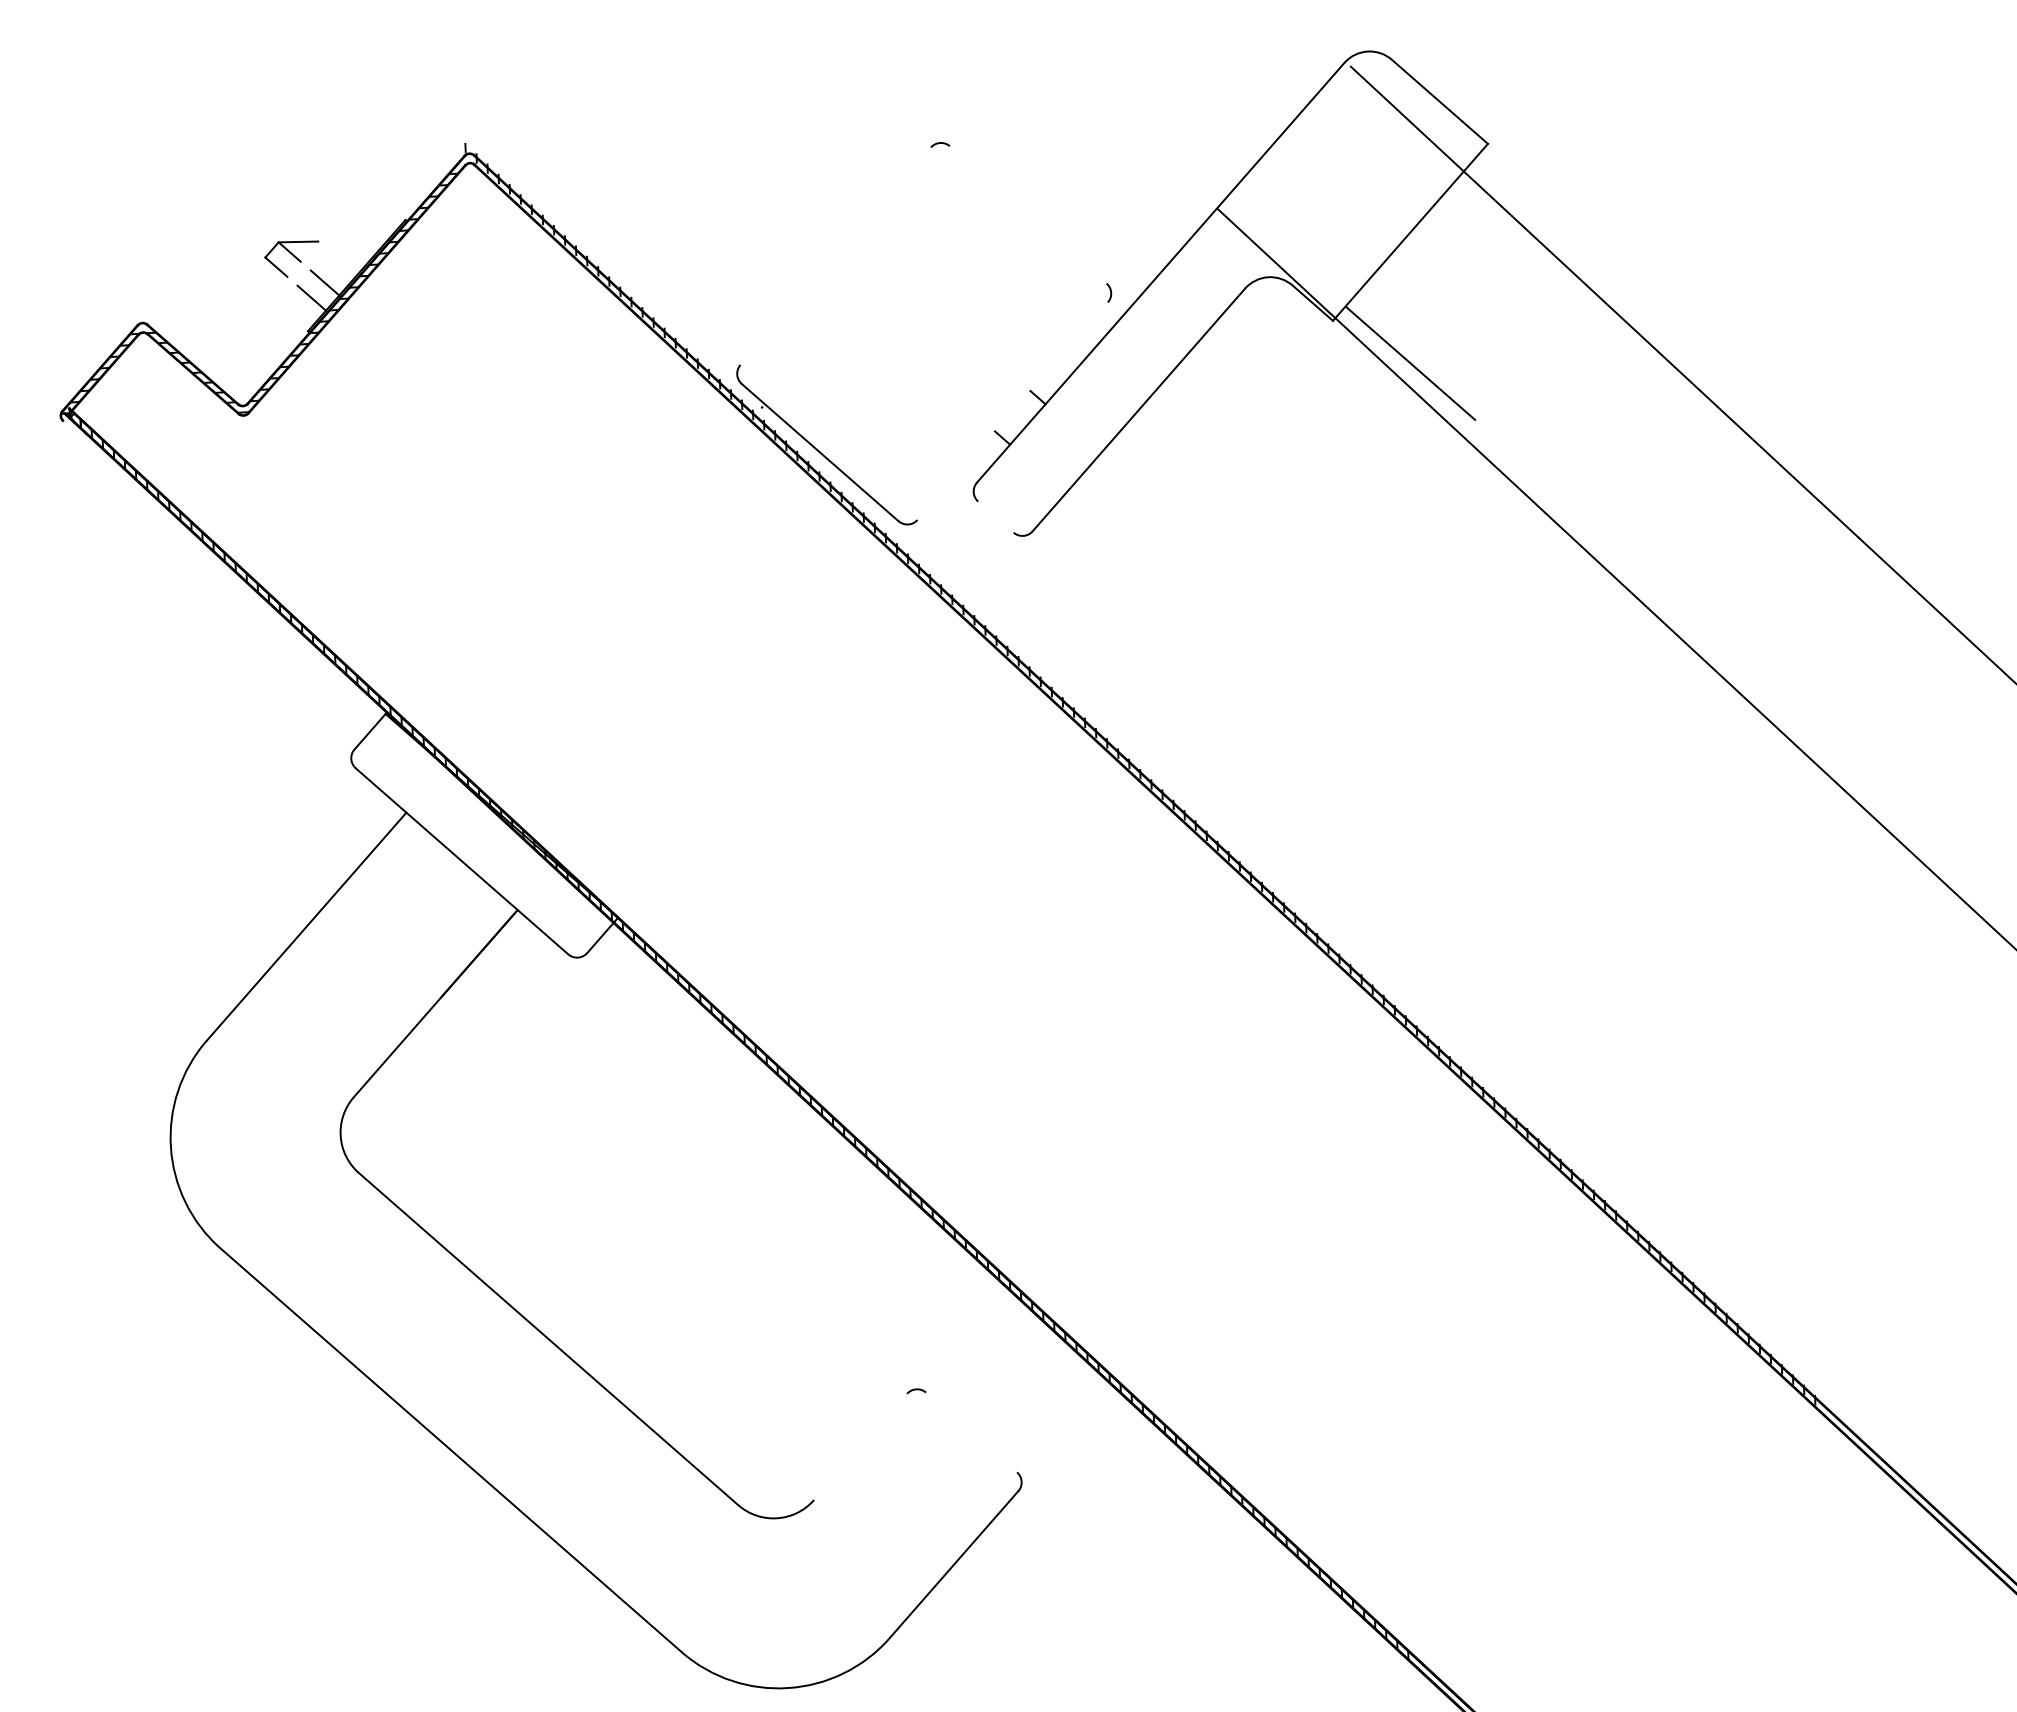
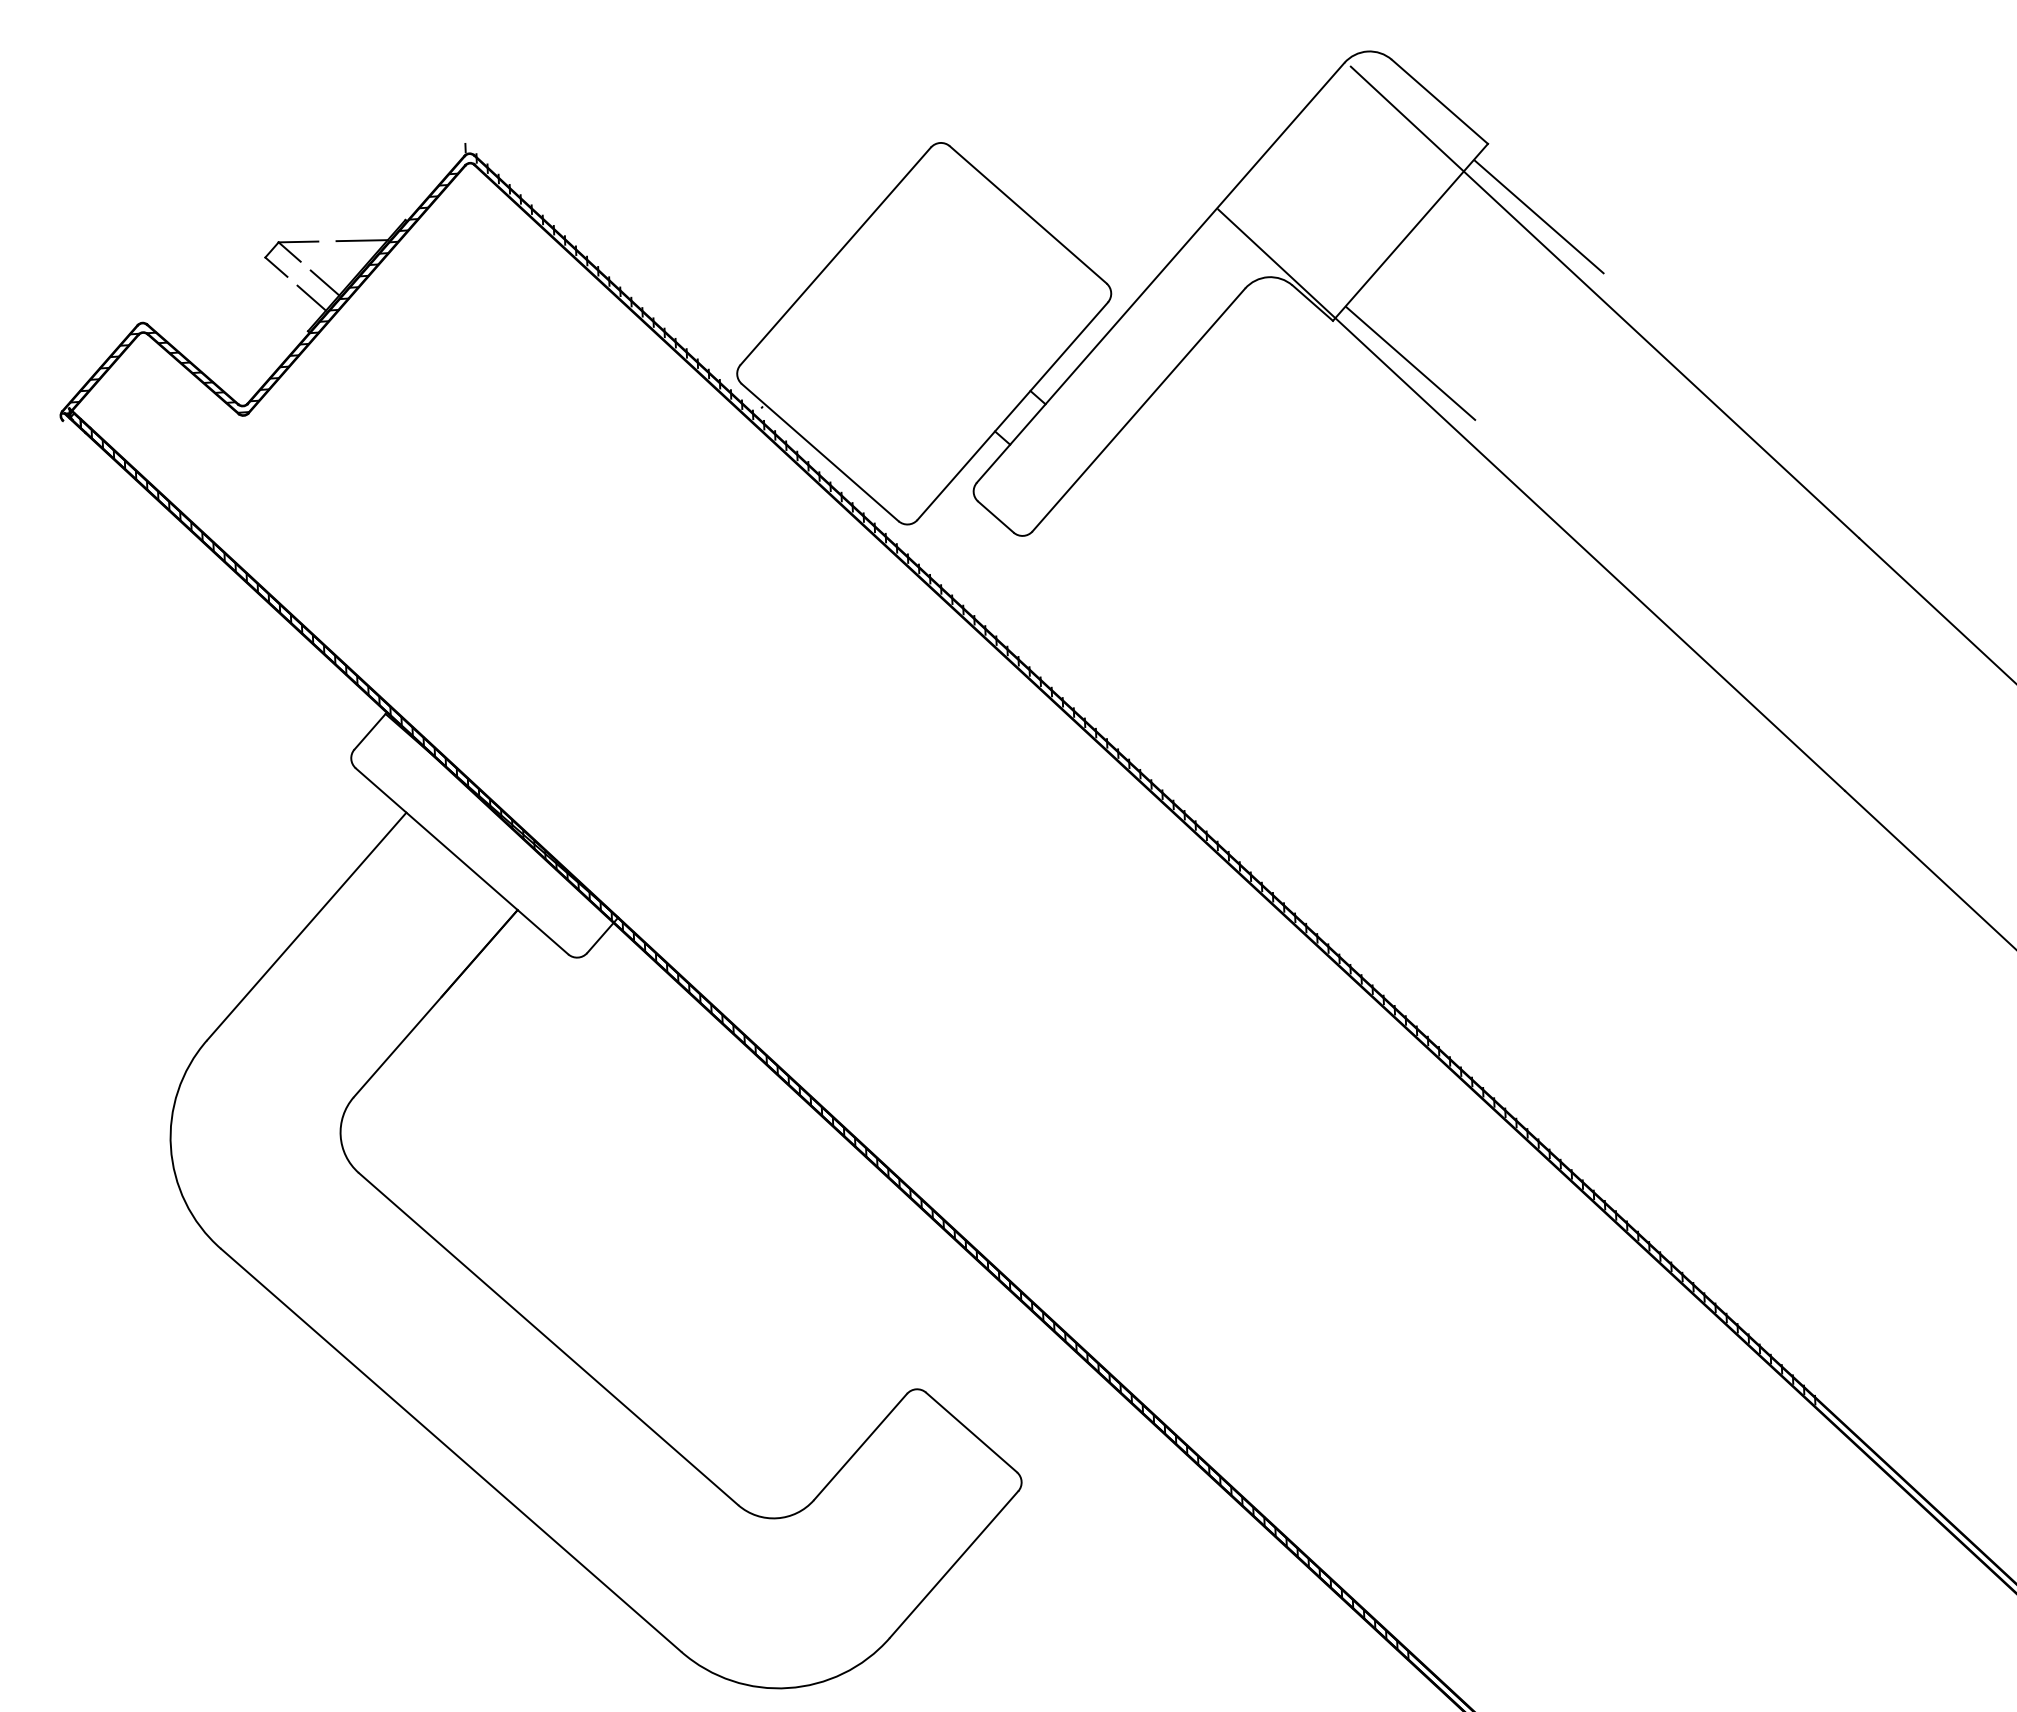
line: none -> present (1027, 214)
line: none -> present (1539, 216)
line: none -> present (361, 240)
line: none -> present (835, 255)
line: none -> present (1012, 410)
line: none -> present (995, 516)
line: none -> present (971, 1432)
line: none -> present (860, 1446)
